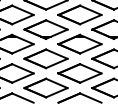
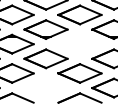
part: present -> none (79, 43)
part: present -> none (45, 87)
